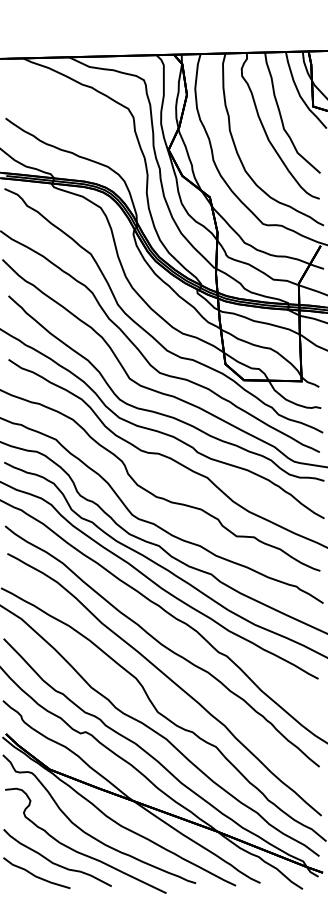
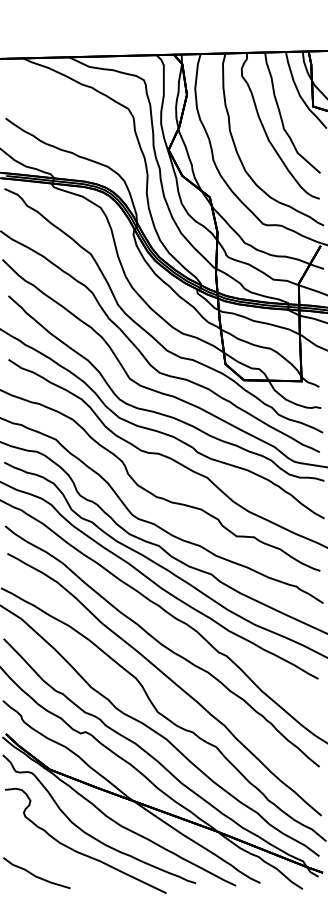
curve: present -> none (54, 862)
